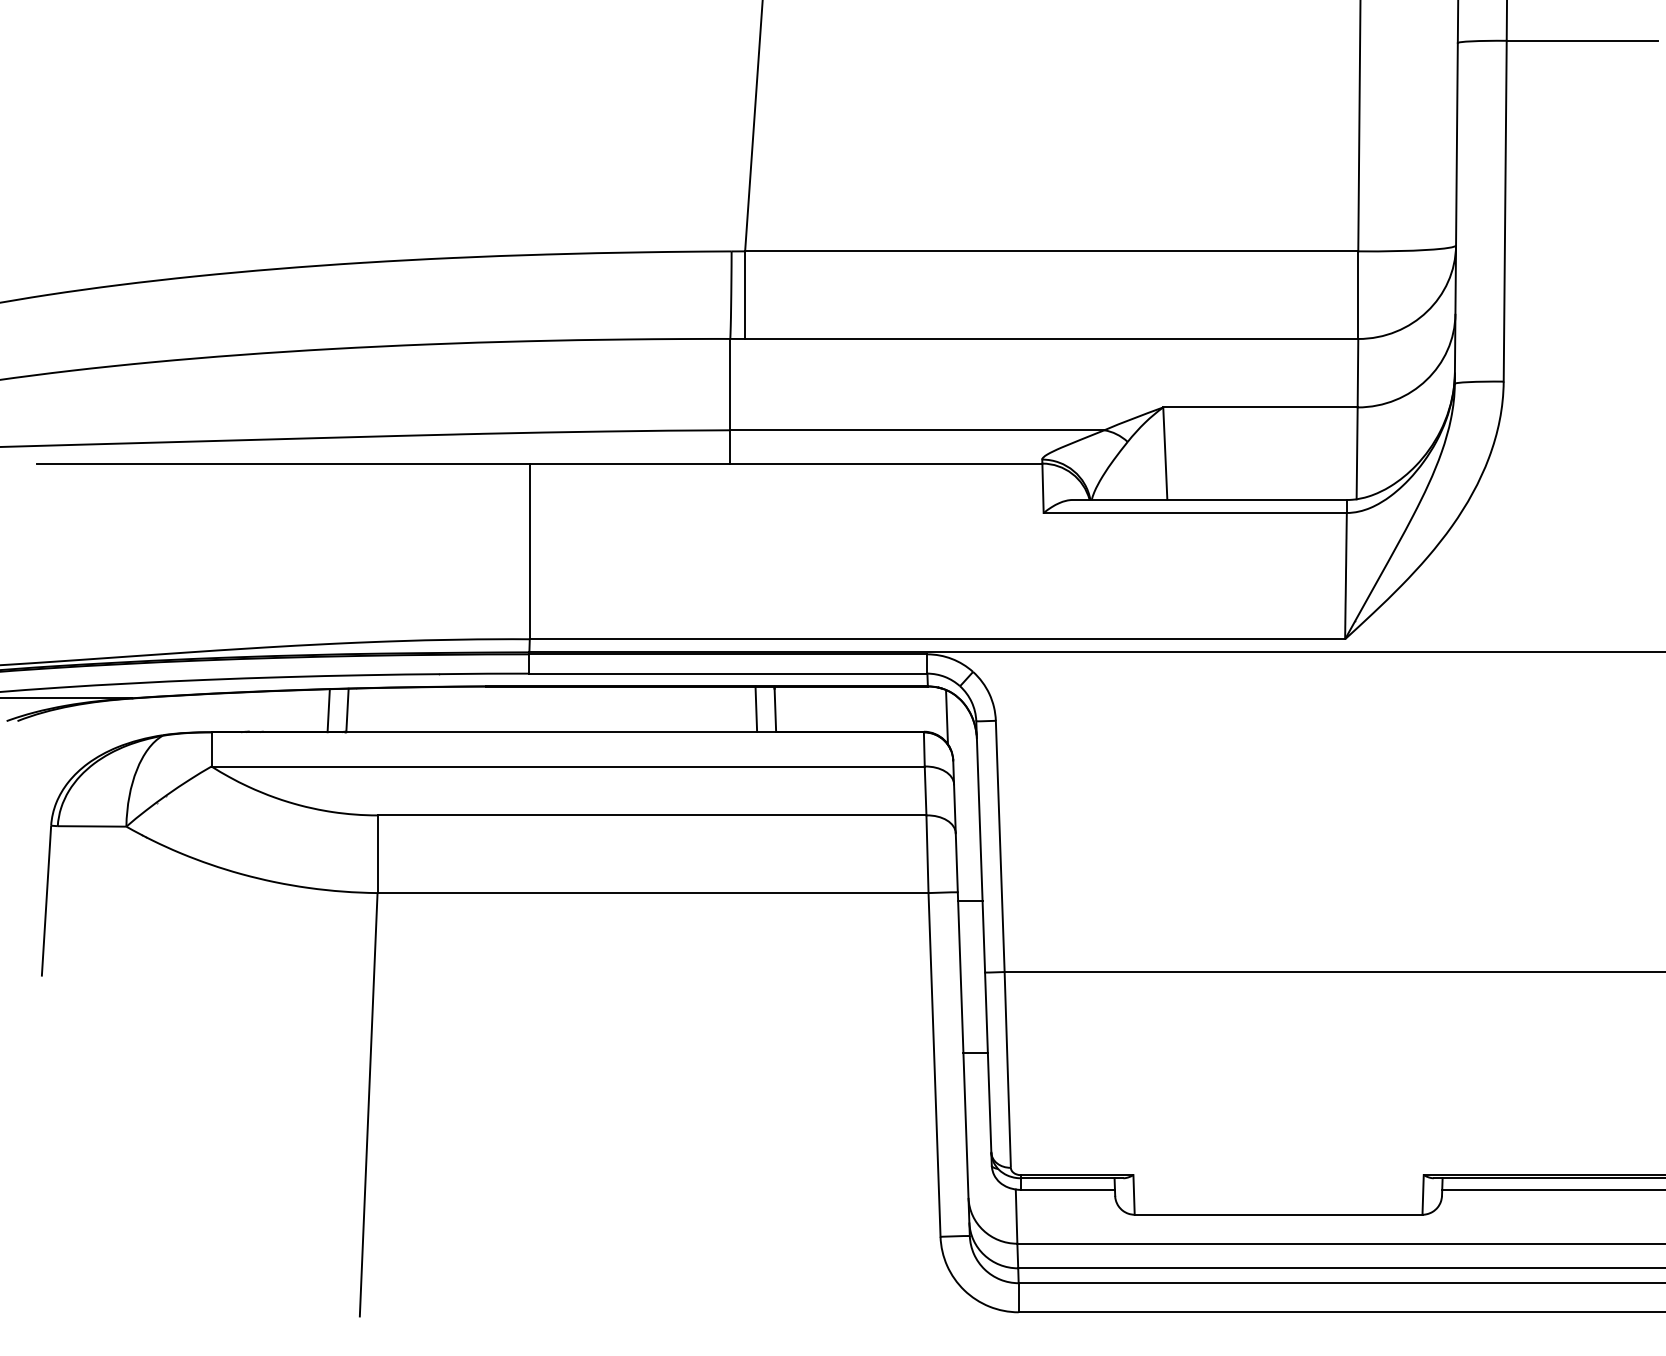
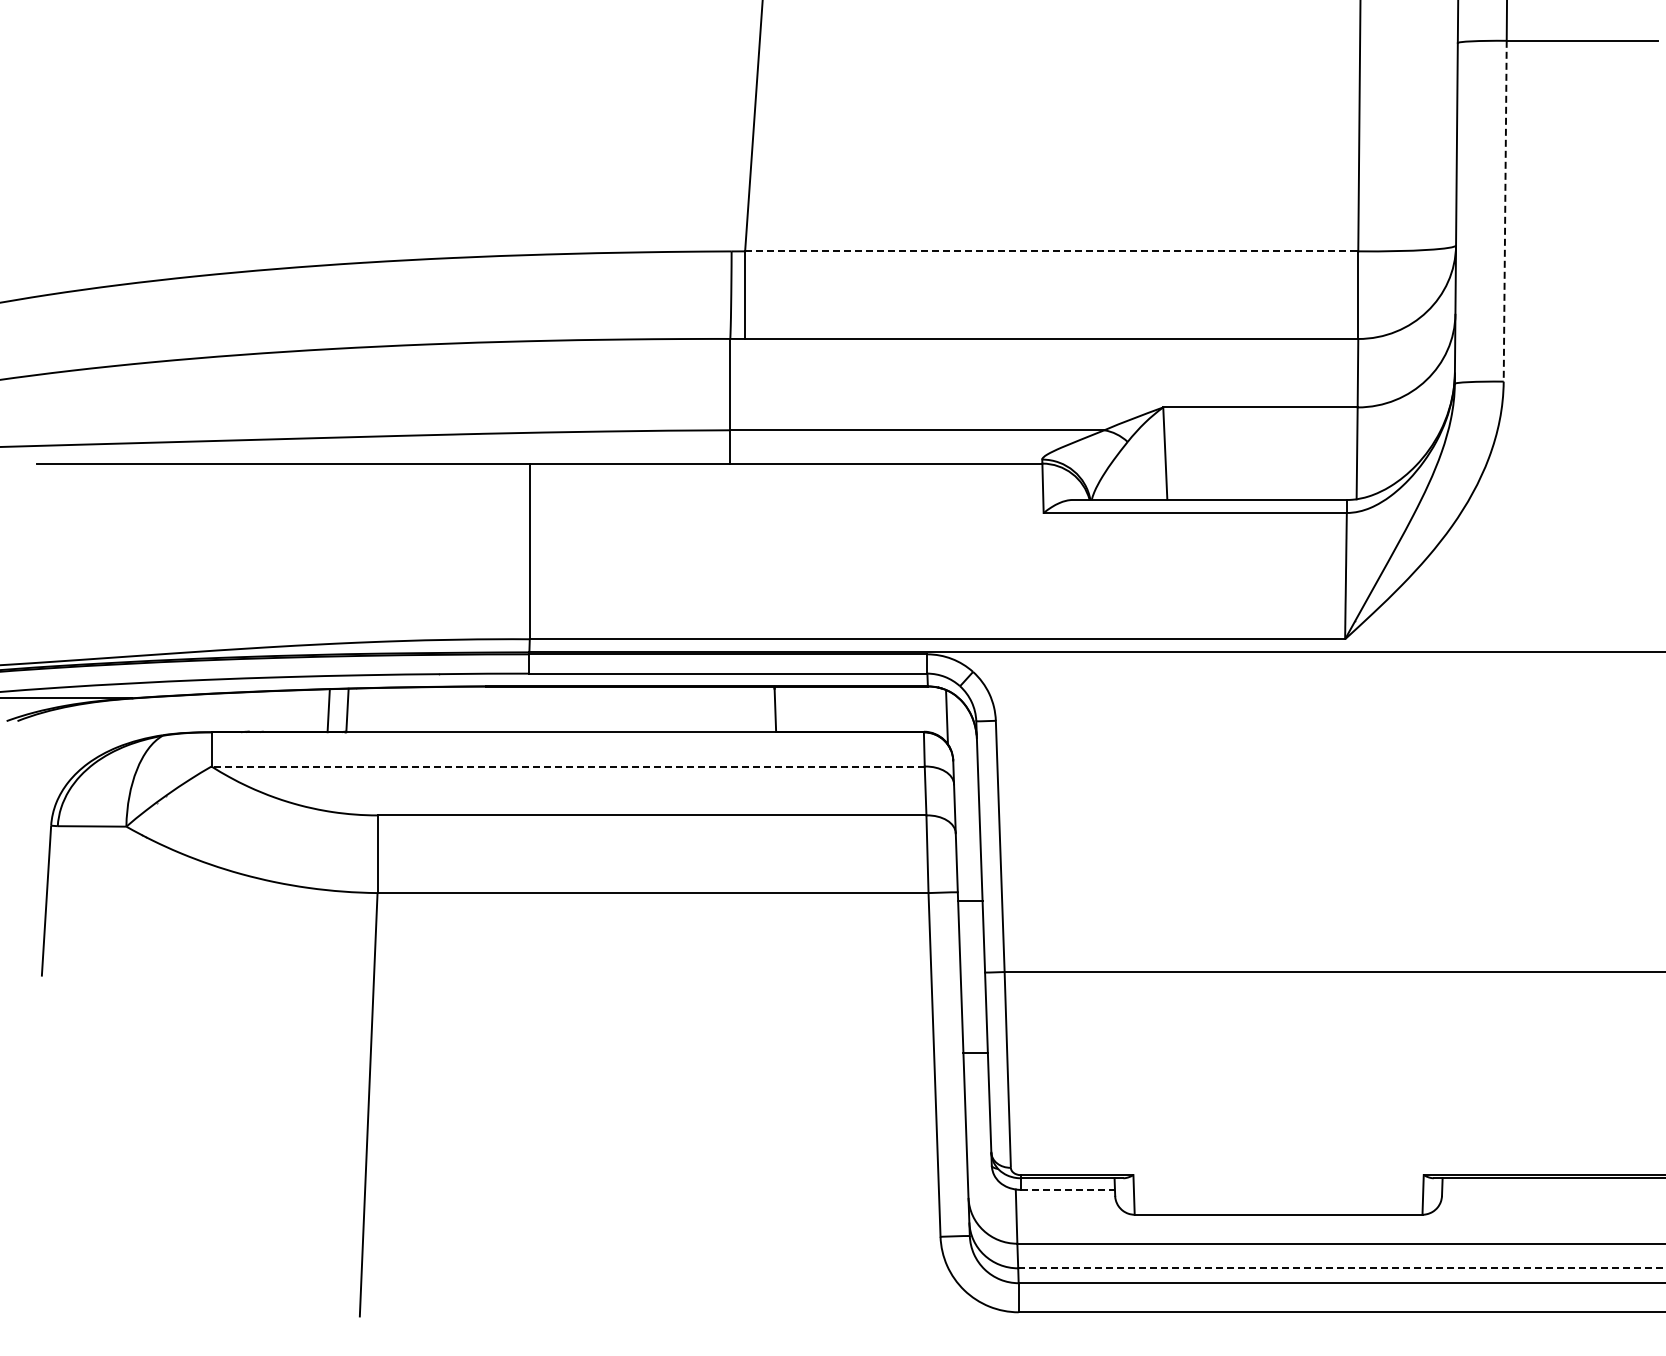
line: solid -> dashed (1505, 211)
line: solid -> dashed (1051, 251)
line: present -> none (756, 708)
line: solid -> dashed (568, 766)
line: solid -> dashed (1068, 1189)
line: present -> none (1552, 1189)
line: solid -> dashed (1341, 1268)
